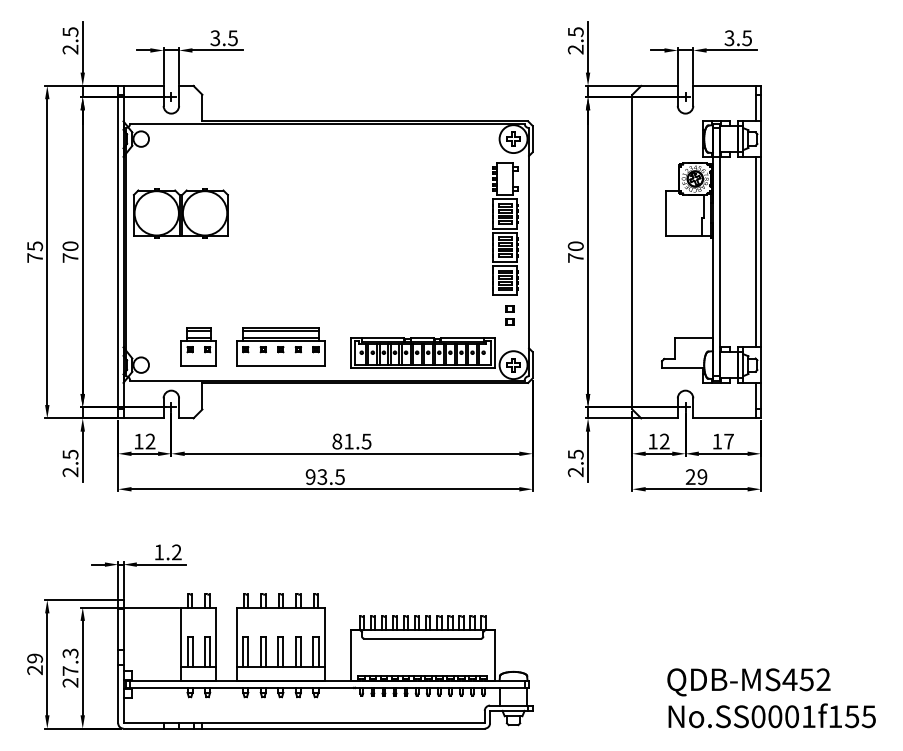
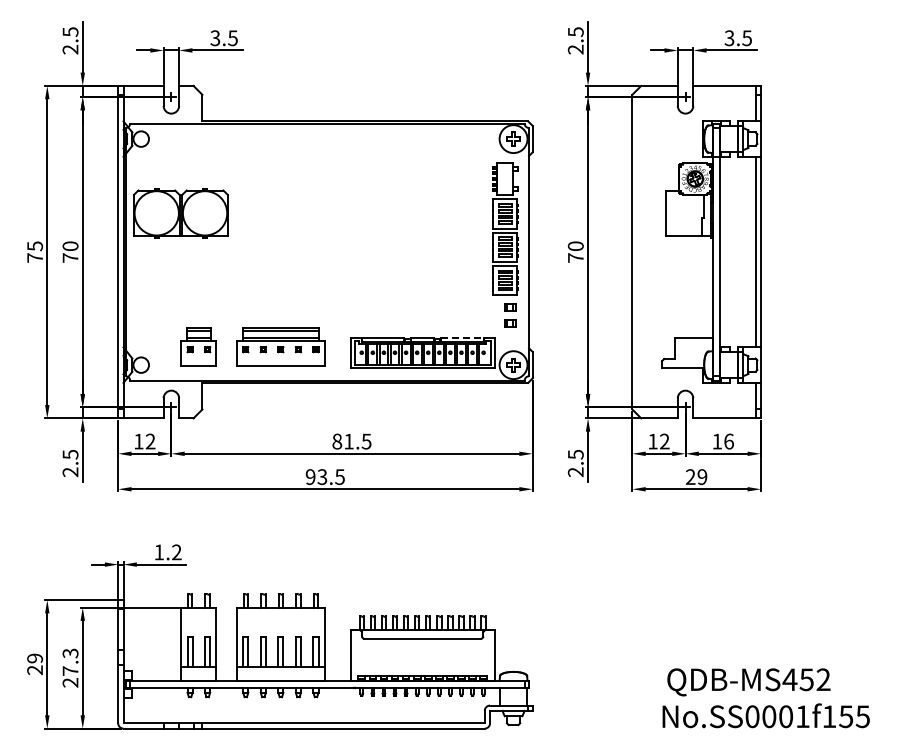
part size: 10x21 px -> 13x25 px (510, 315)
line: solid -> dashed (462, 337)
text: 17 -> 16 (728, 441)
text position: (771, 715) -> (765, 715) (765, 715)
